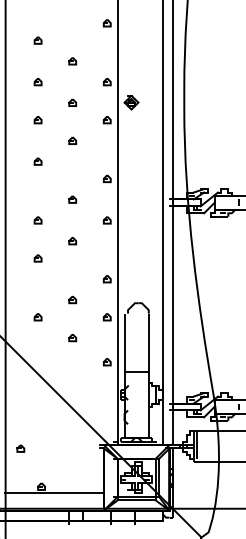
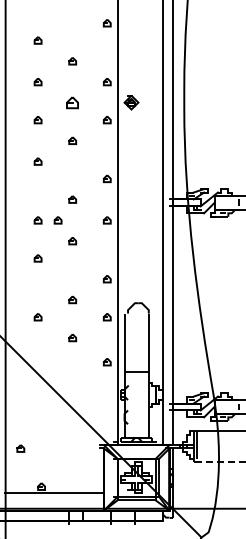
part size: 10x9 px -> 13x14 px (72, 102)
part: none -> present (57, 220)
line: solid -> dashed (221, 462)
